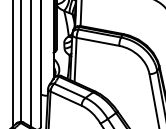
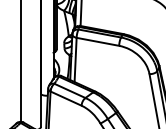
line: present -> none (12, 63)
line: present -> none (30, 63)
